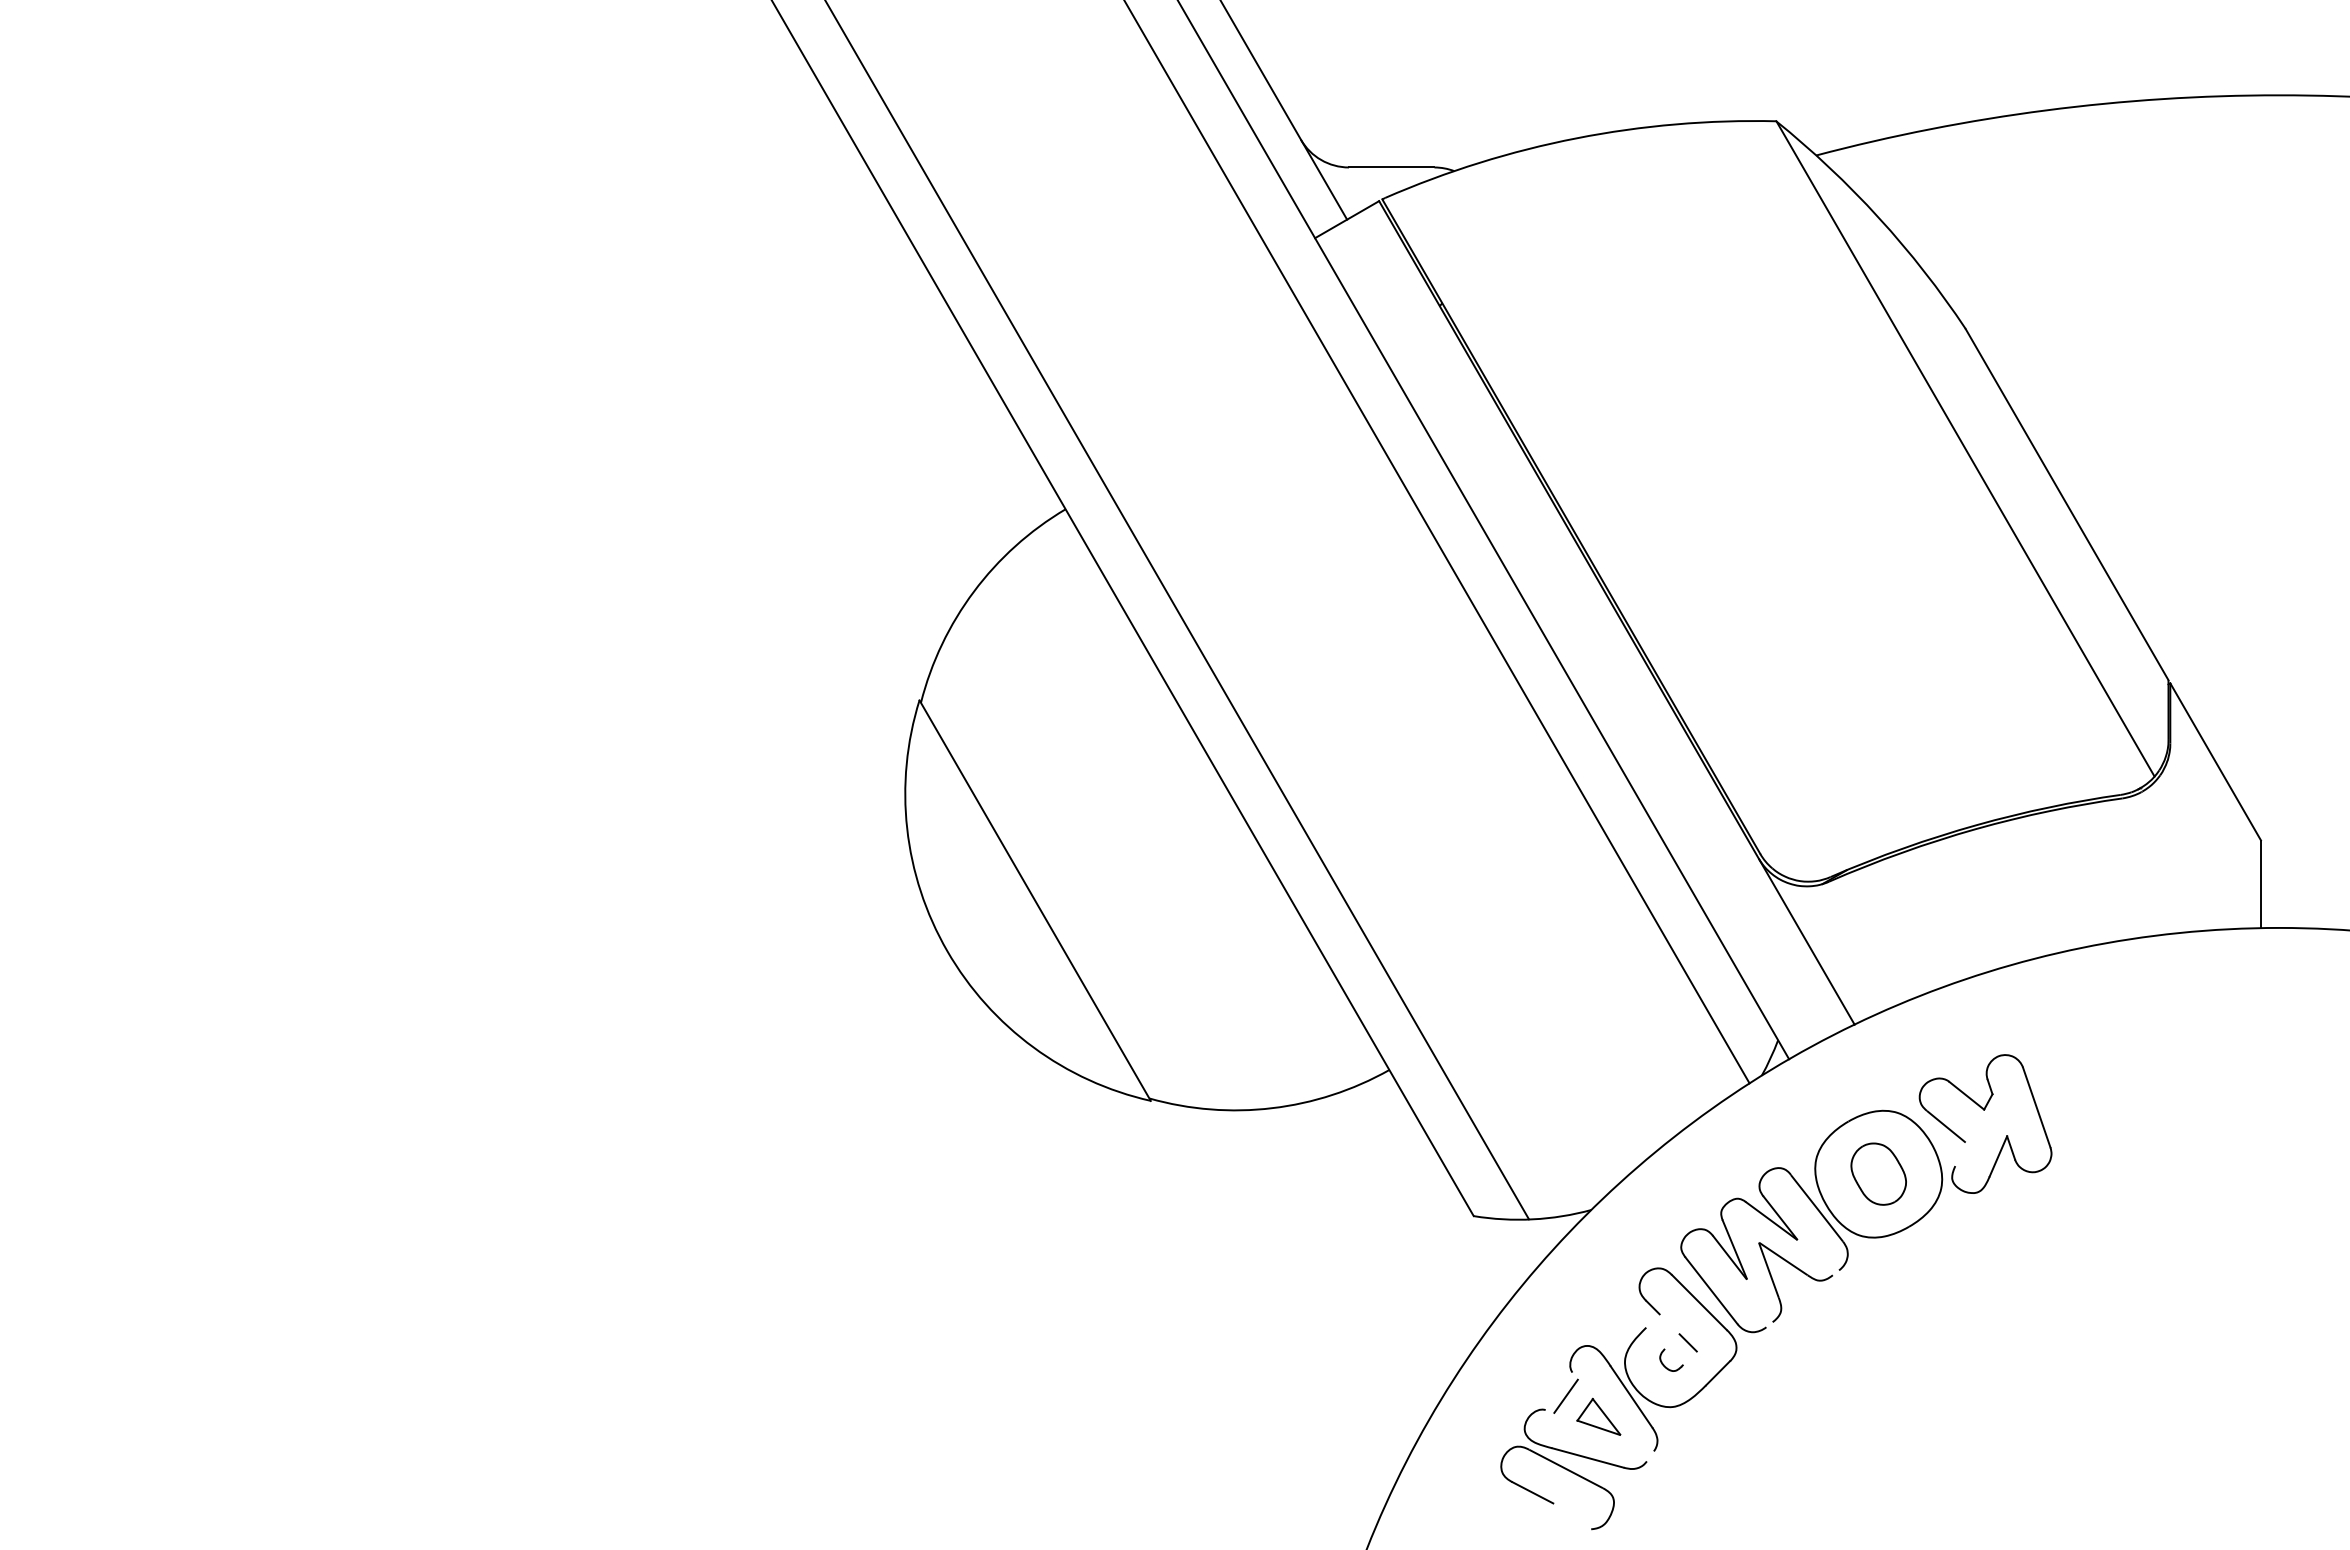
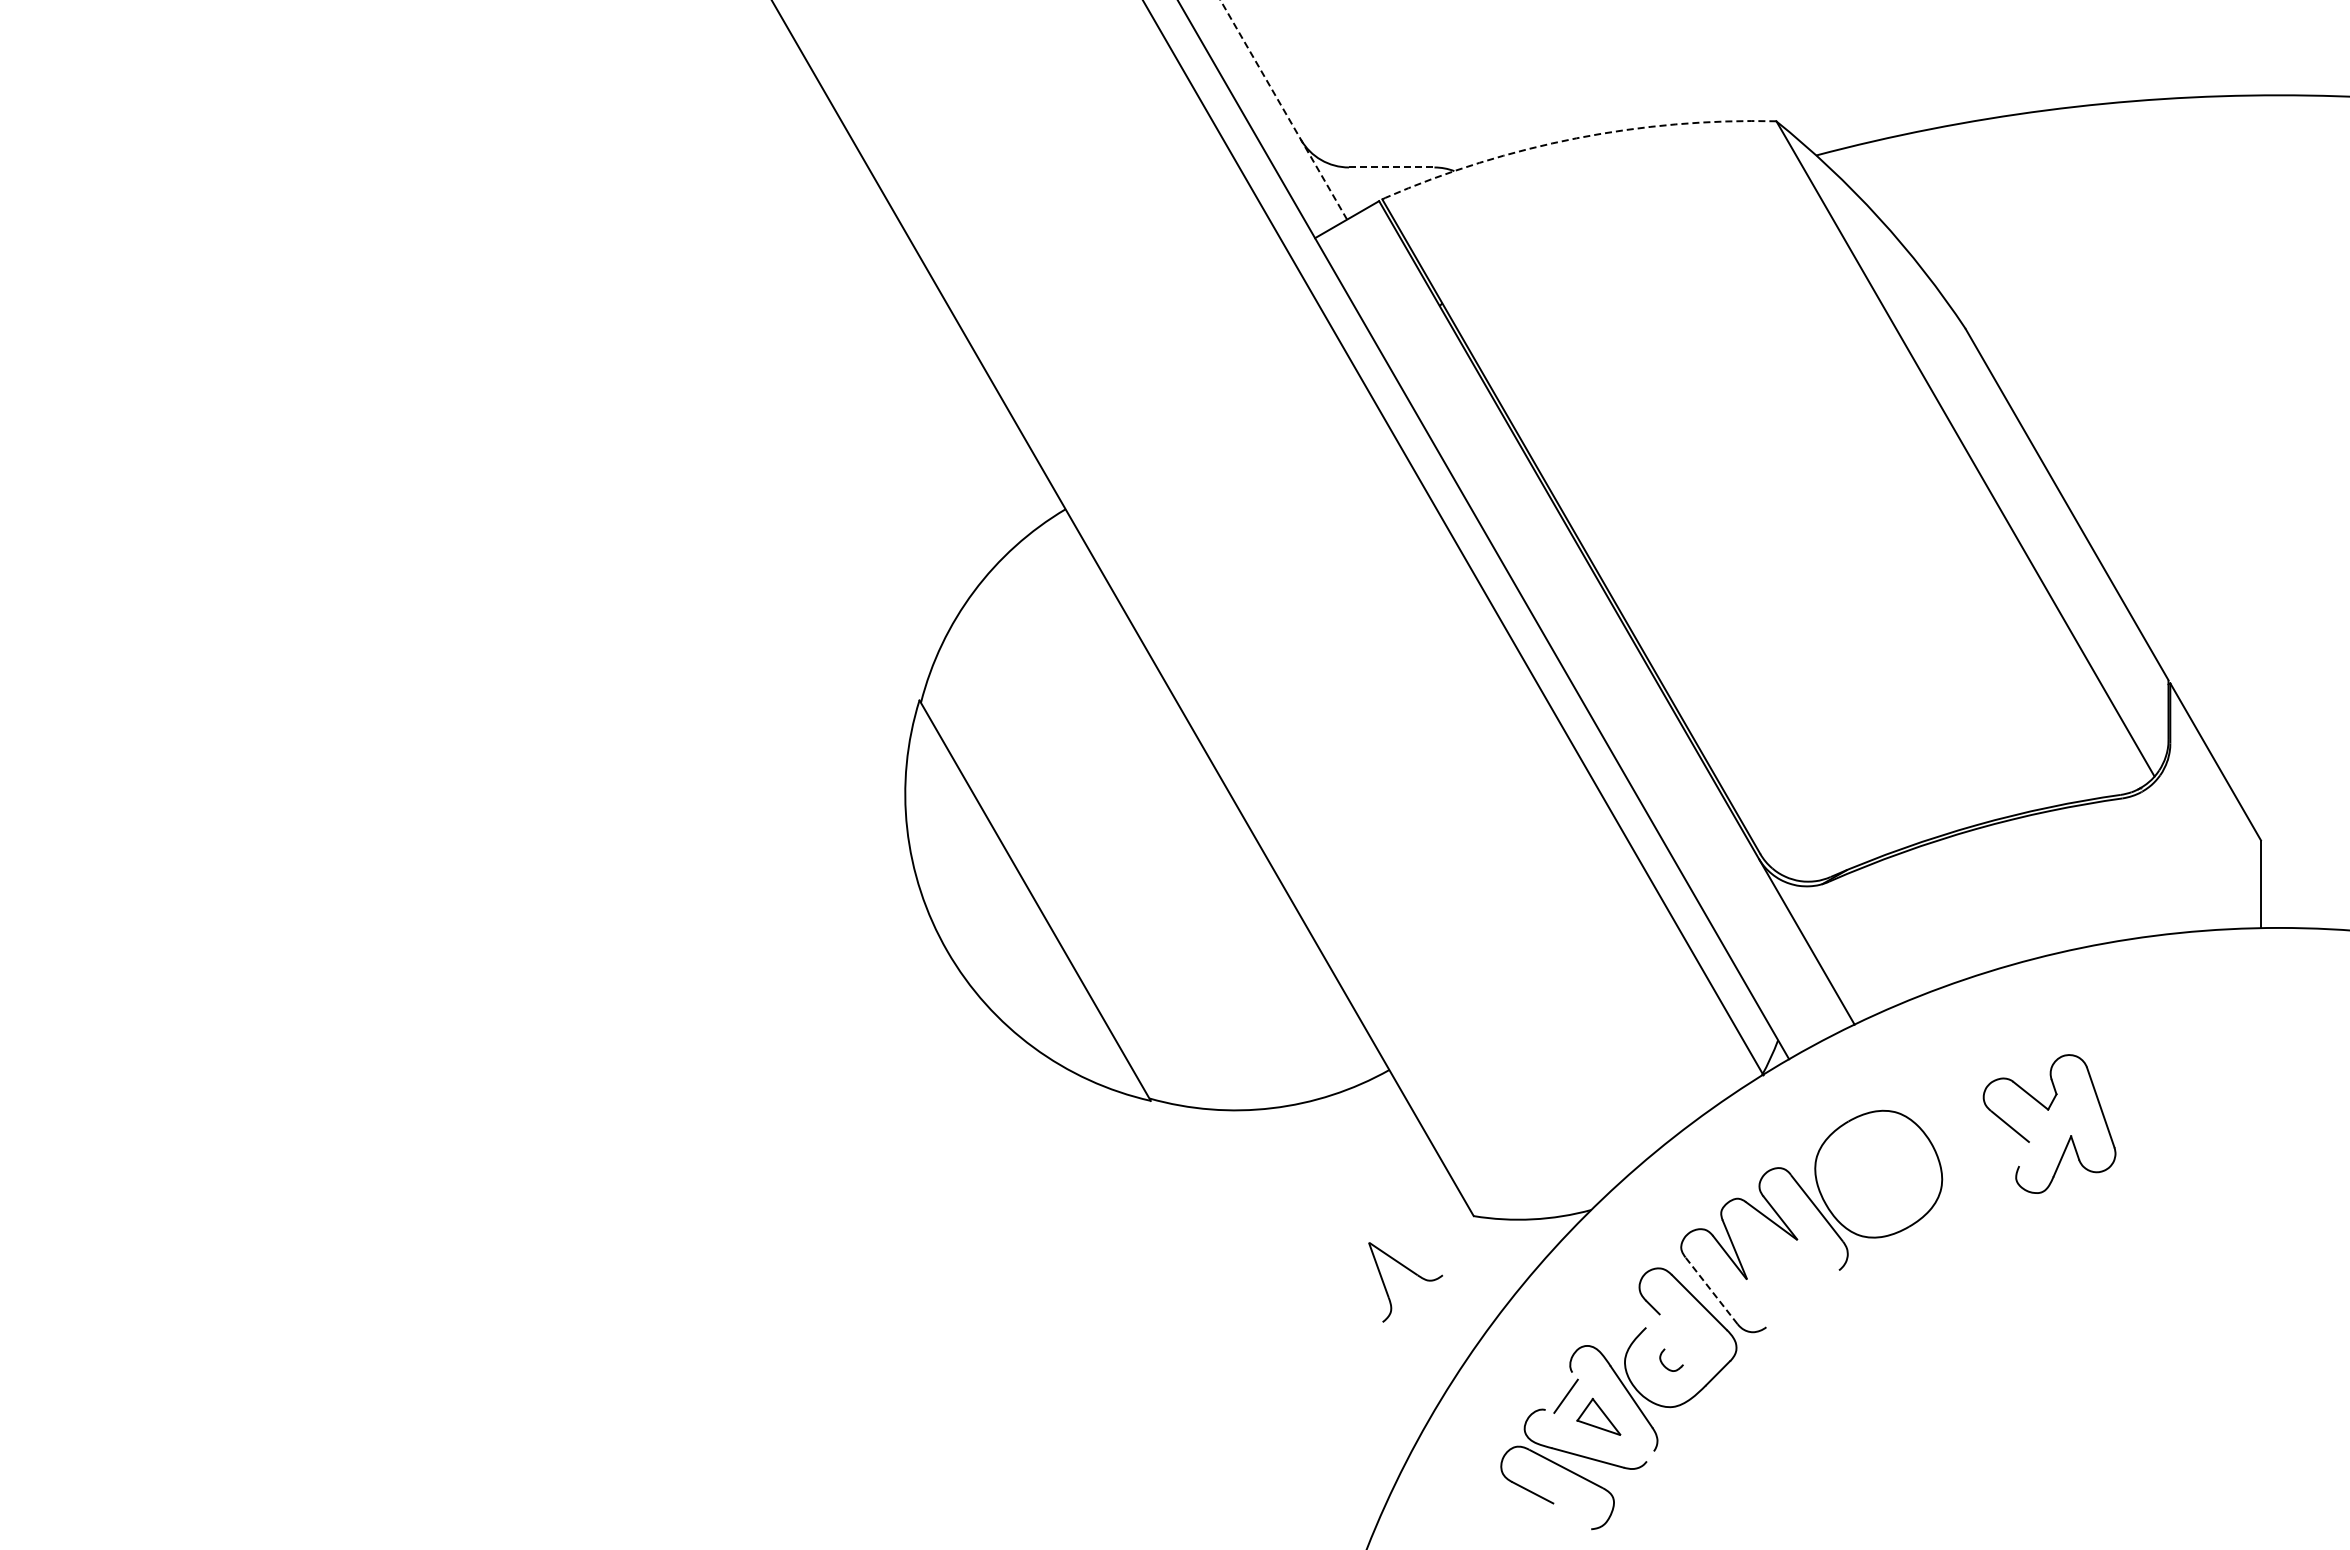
line: solid -> dashed (1284, 110)
arc: solid -> dashed (1576, 138)
line: solid -> dashed (1391, 167)
line position: (1437, 542) -> (1453, 538) (1453, 538)
line: present -> none (1177, 610)
part position: (1984, 1110) -> (2048, 1110) (2048, 1110)
part: present -> none (1878, 1173)
part position: (1801, 1272) -> (1411, 1272) (1411, 1272)
line: solid -> dashed (1711, 1290)
line: present -> none (1687, 1342)
